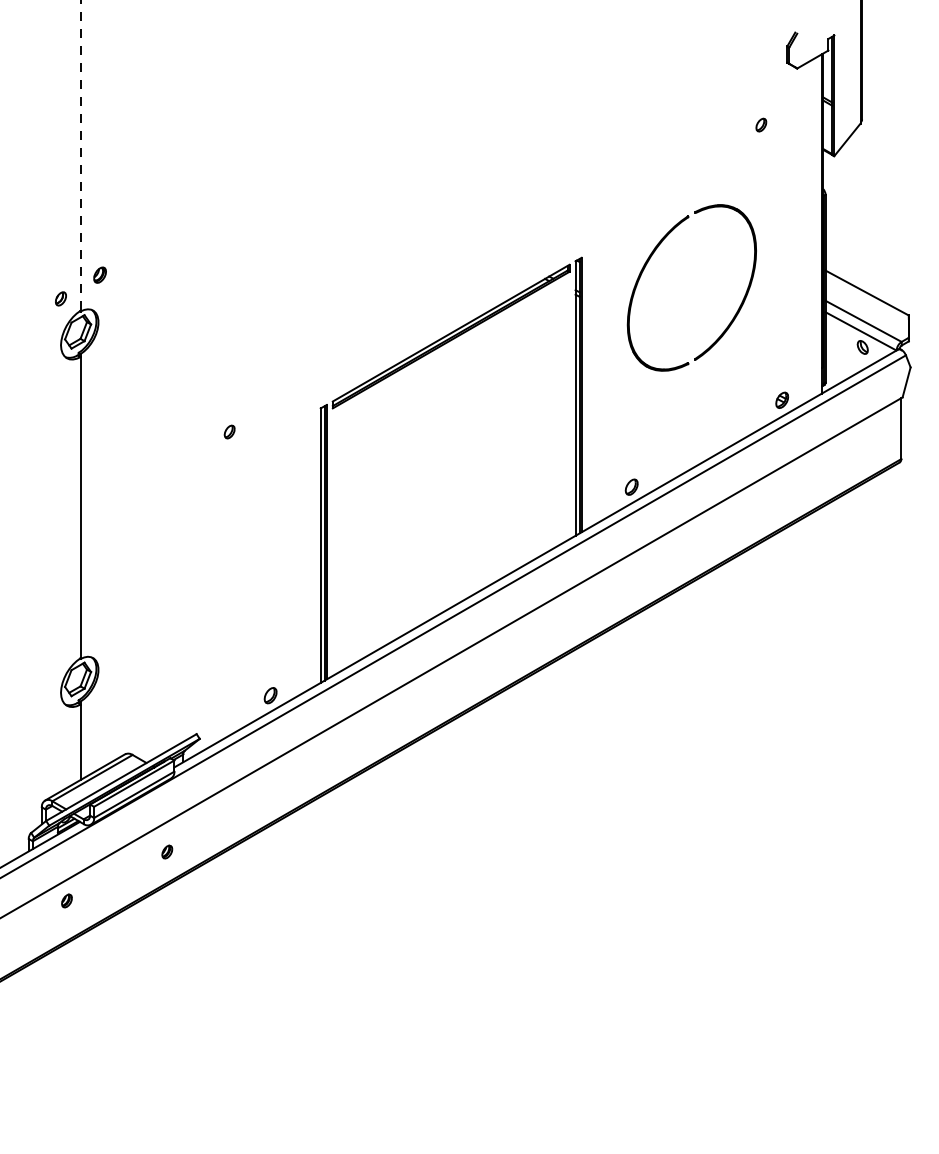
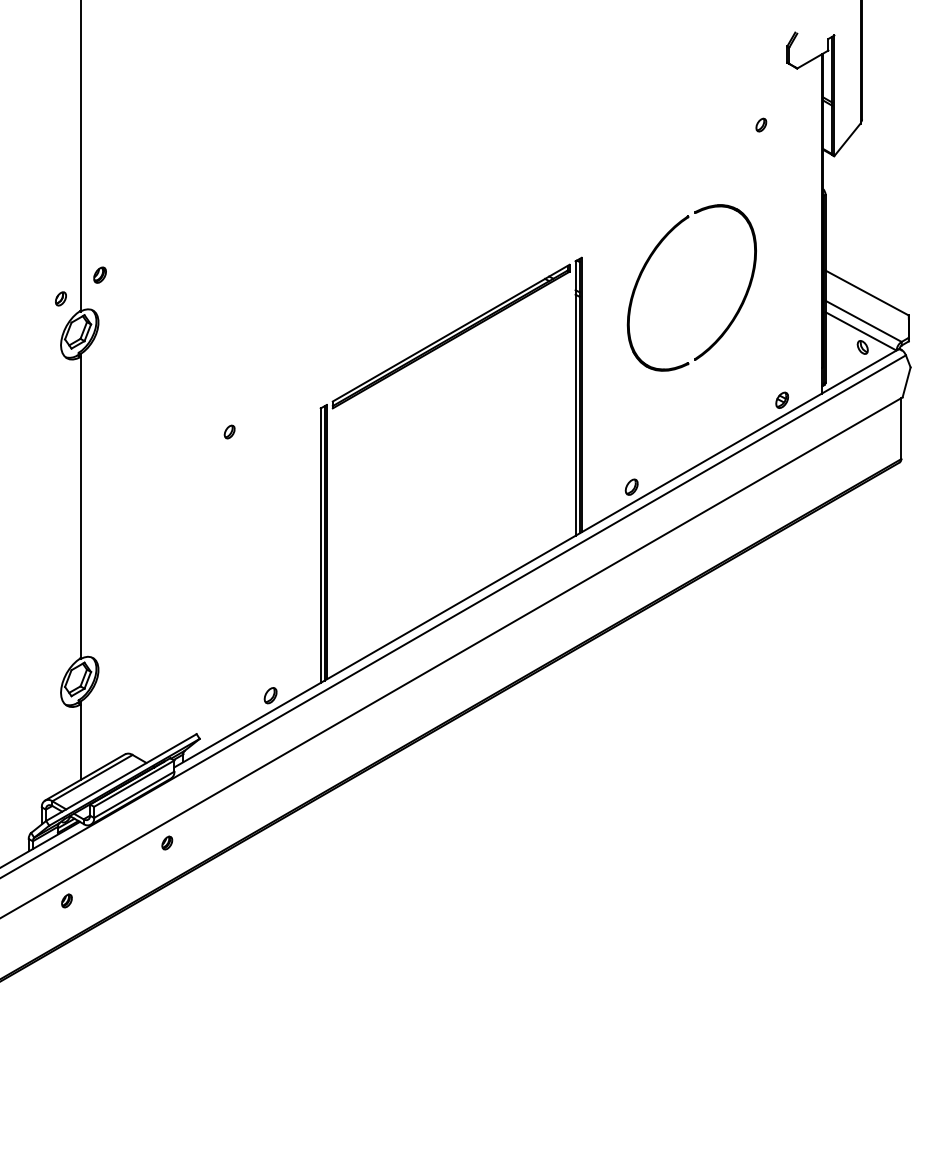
line: dashed -> solid (80, 156)
part position: (167, 851) -> (167, 842) (167, 842)
